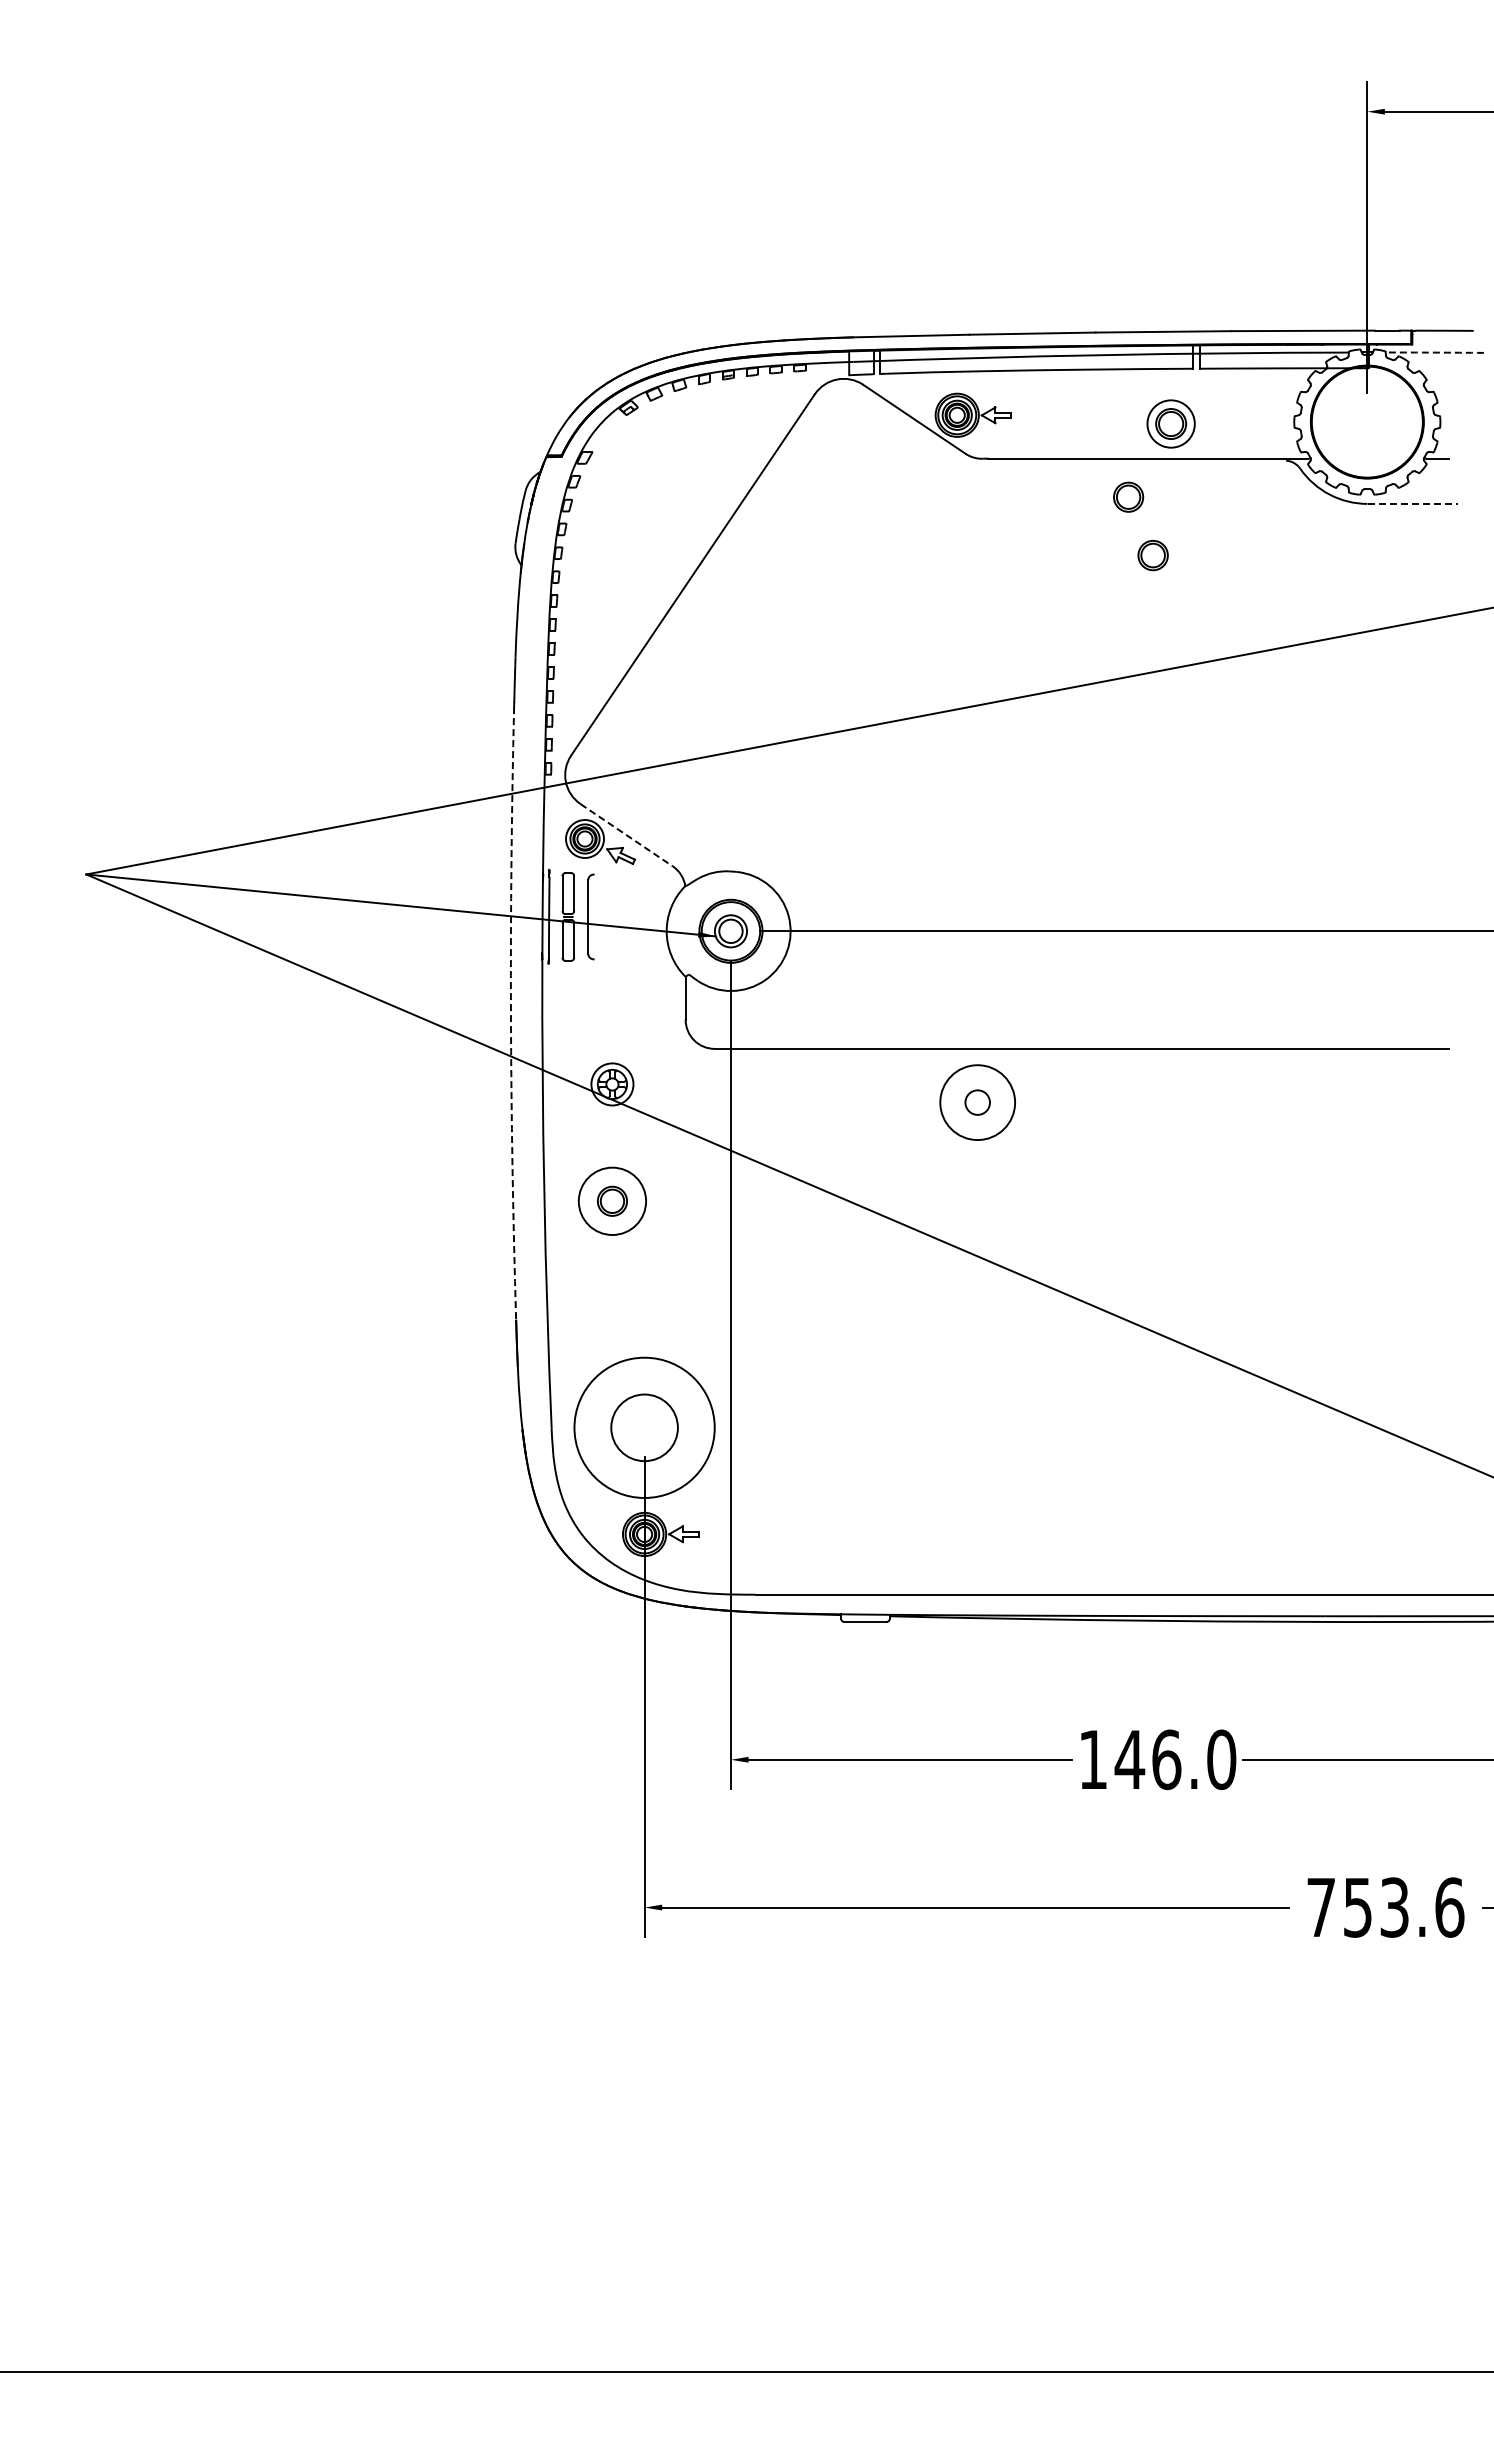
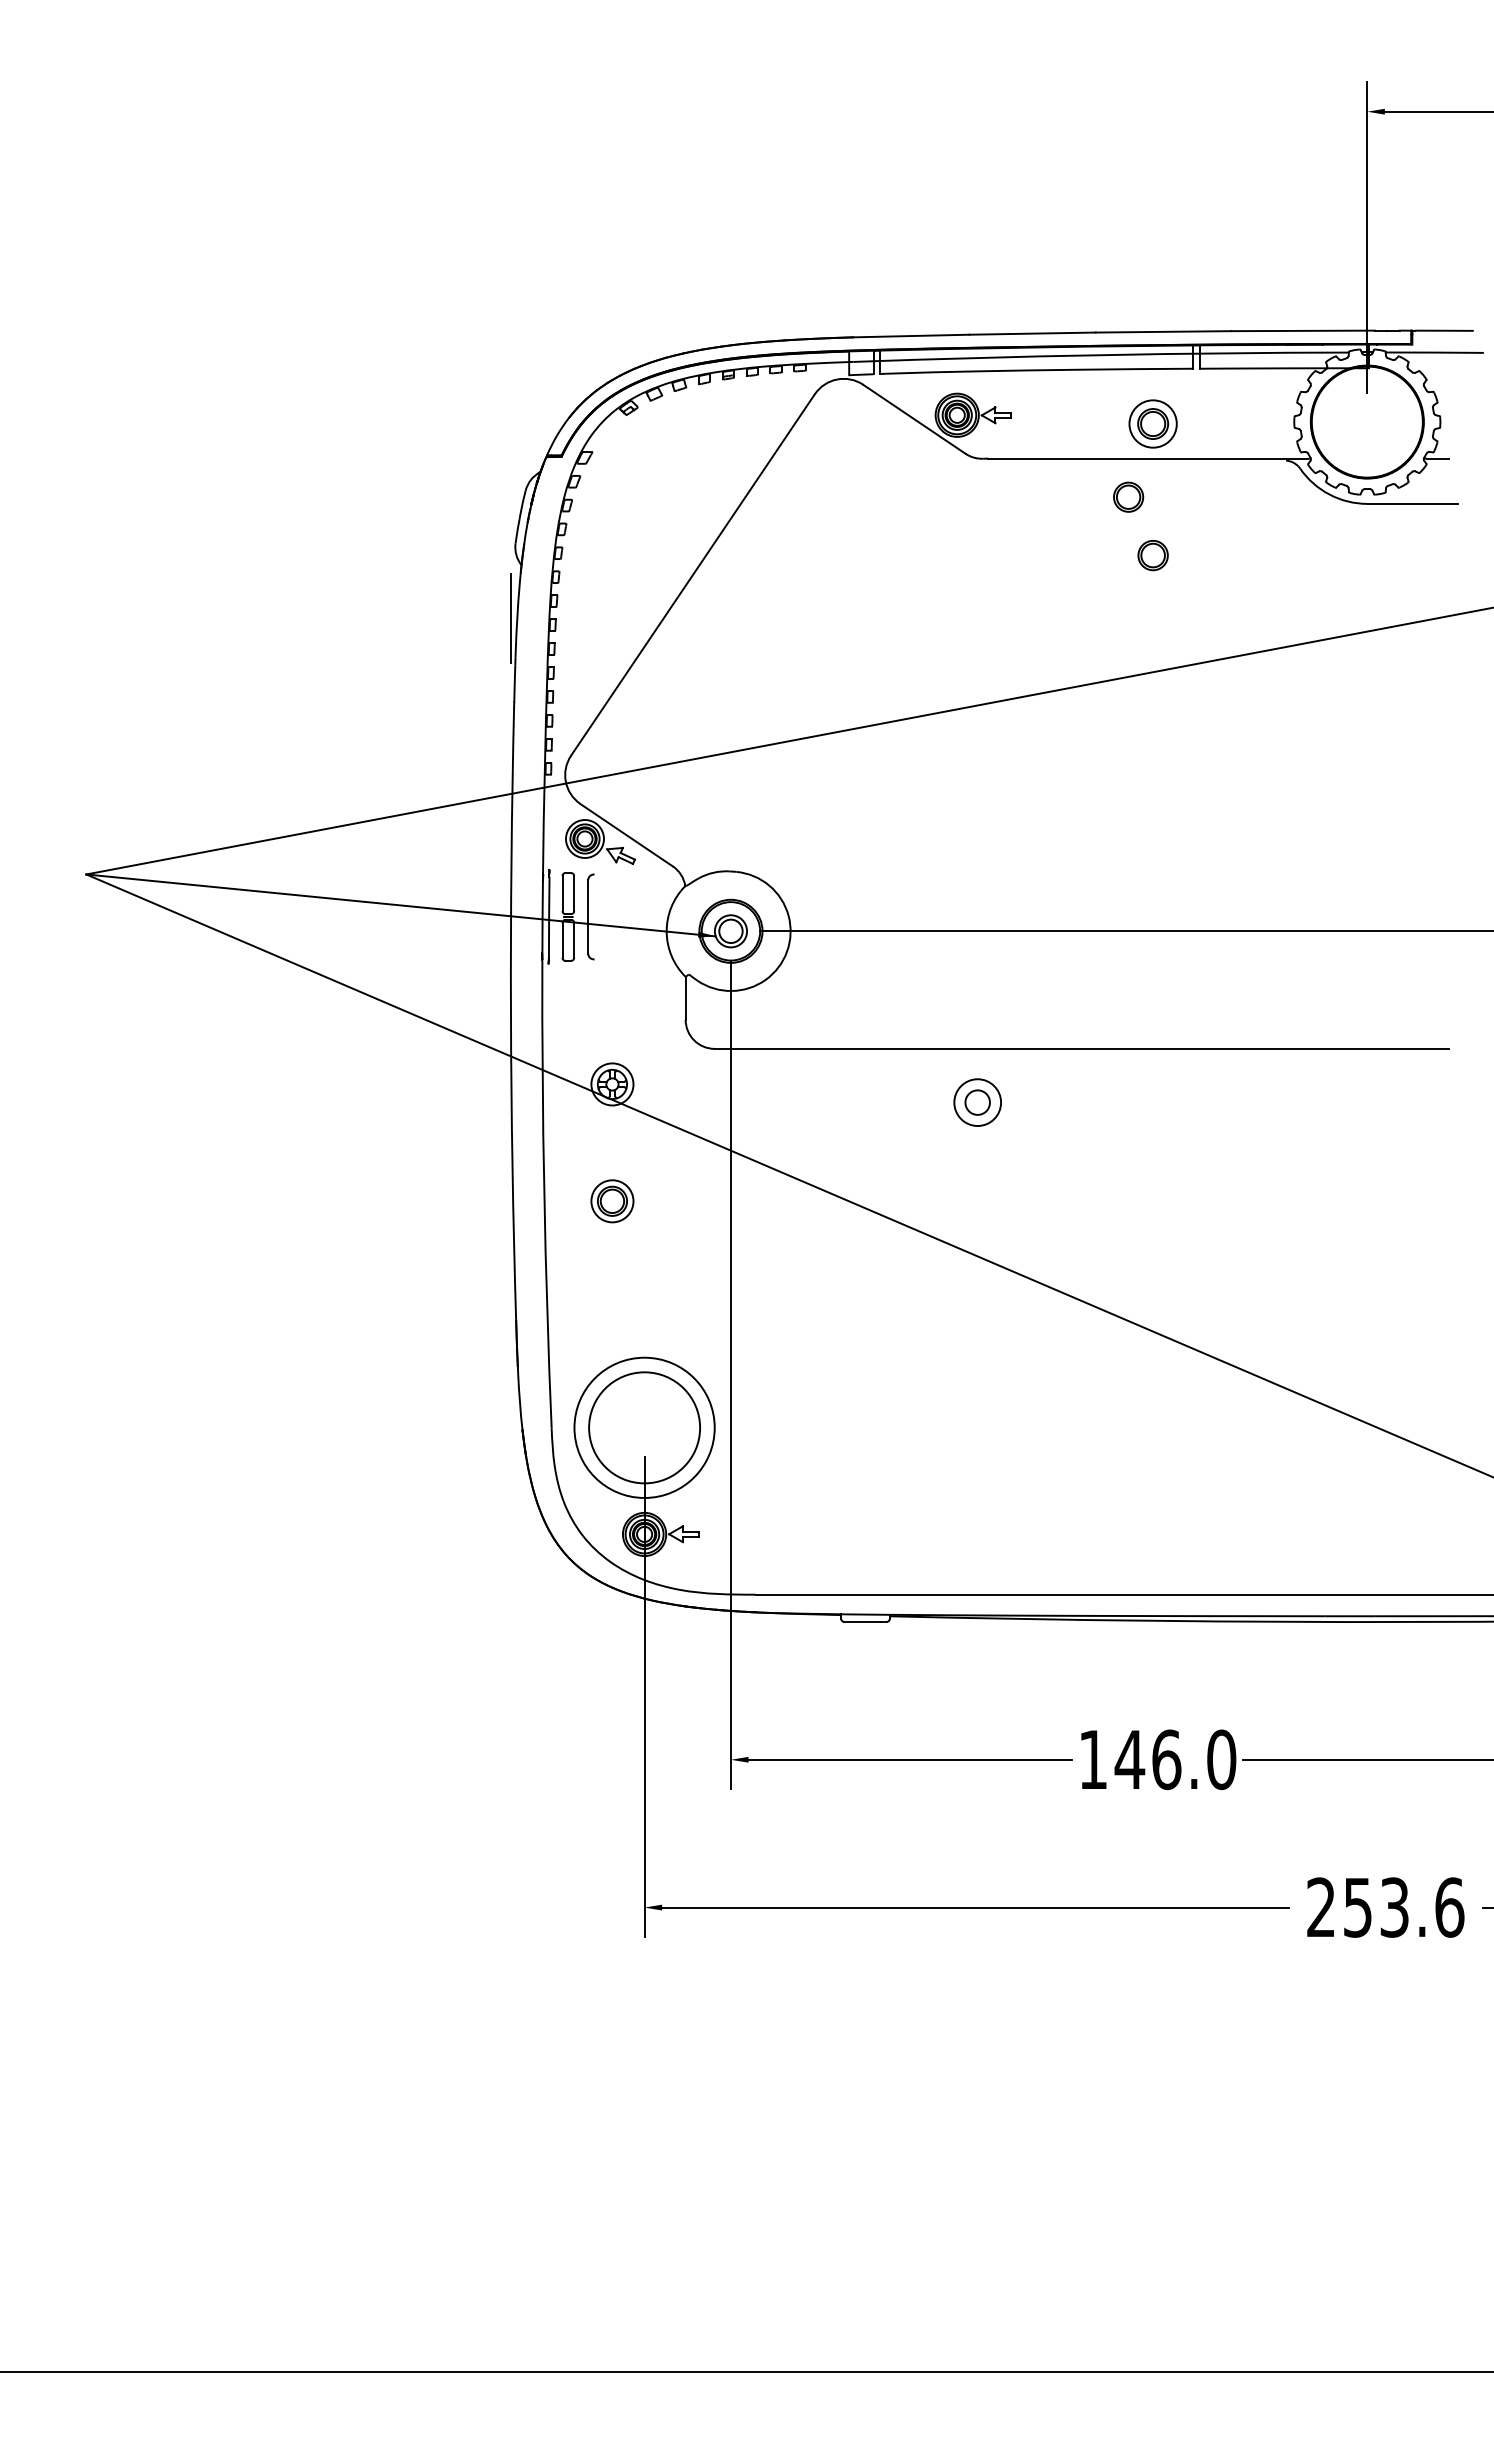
arc: dashed -> solid (1434, 352)
part position: (1170, 423) -> (1152, 423) (1152, 423)
line: dashed -> solid (1413, 503)
line: none -> present (510, 617)
line: dashed -> solid (626, 835)
arc: dashed -> solid (510, 1013)
circle diameter: 75 px -> 47 px (977, 1102)
circle diameter: 67 px -> 42 px (612, 1201)
circle diameter: 67 px -> 111 px (644, 1427)
text: 753.6 -> 253.6 (1320, 1906)
